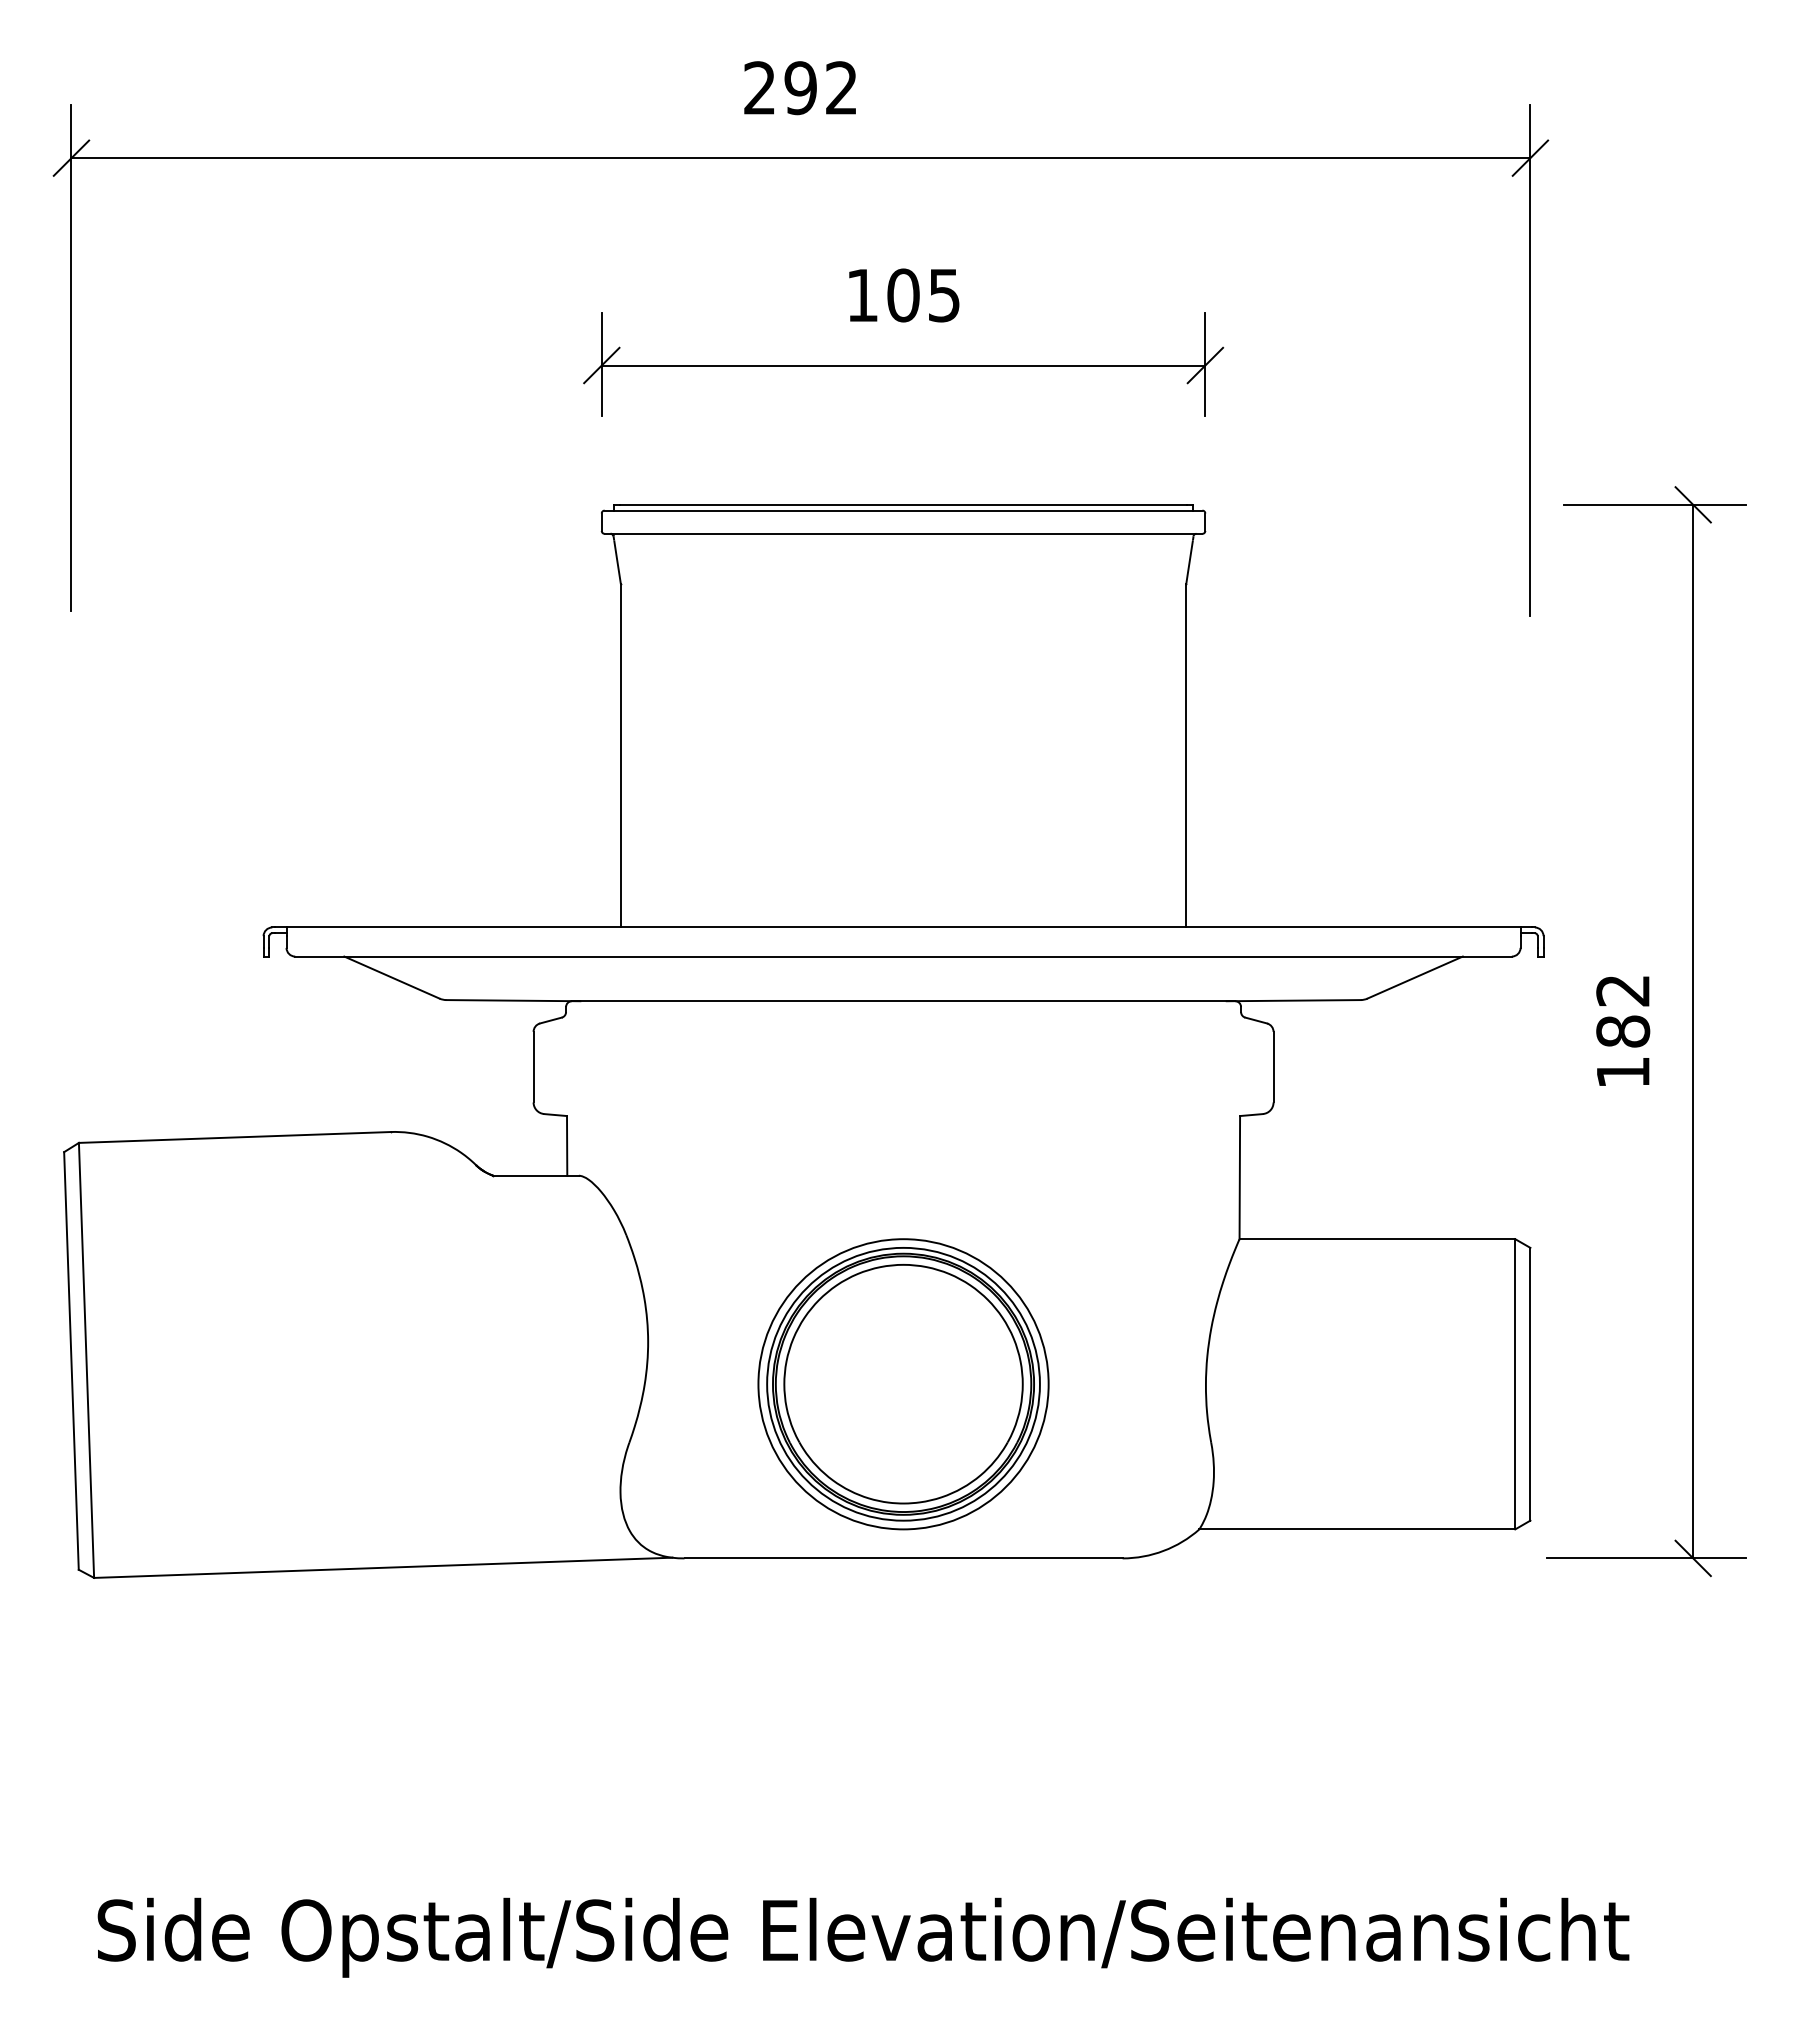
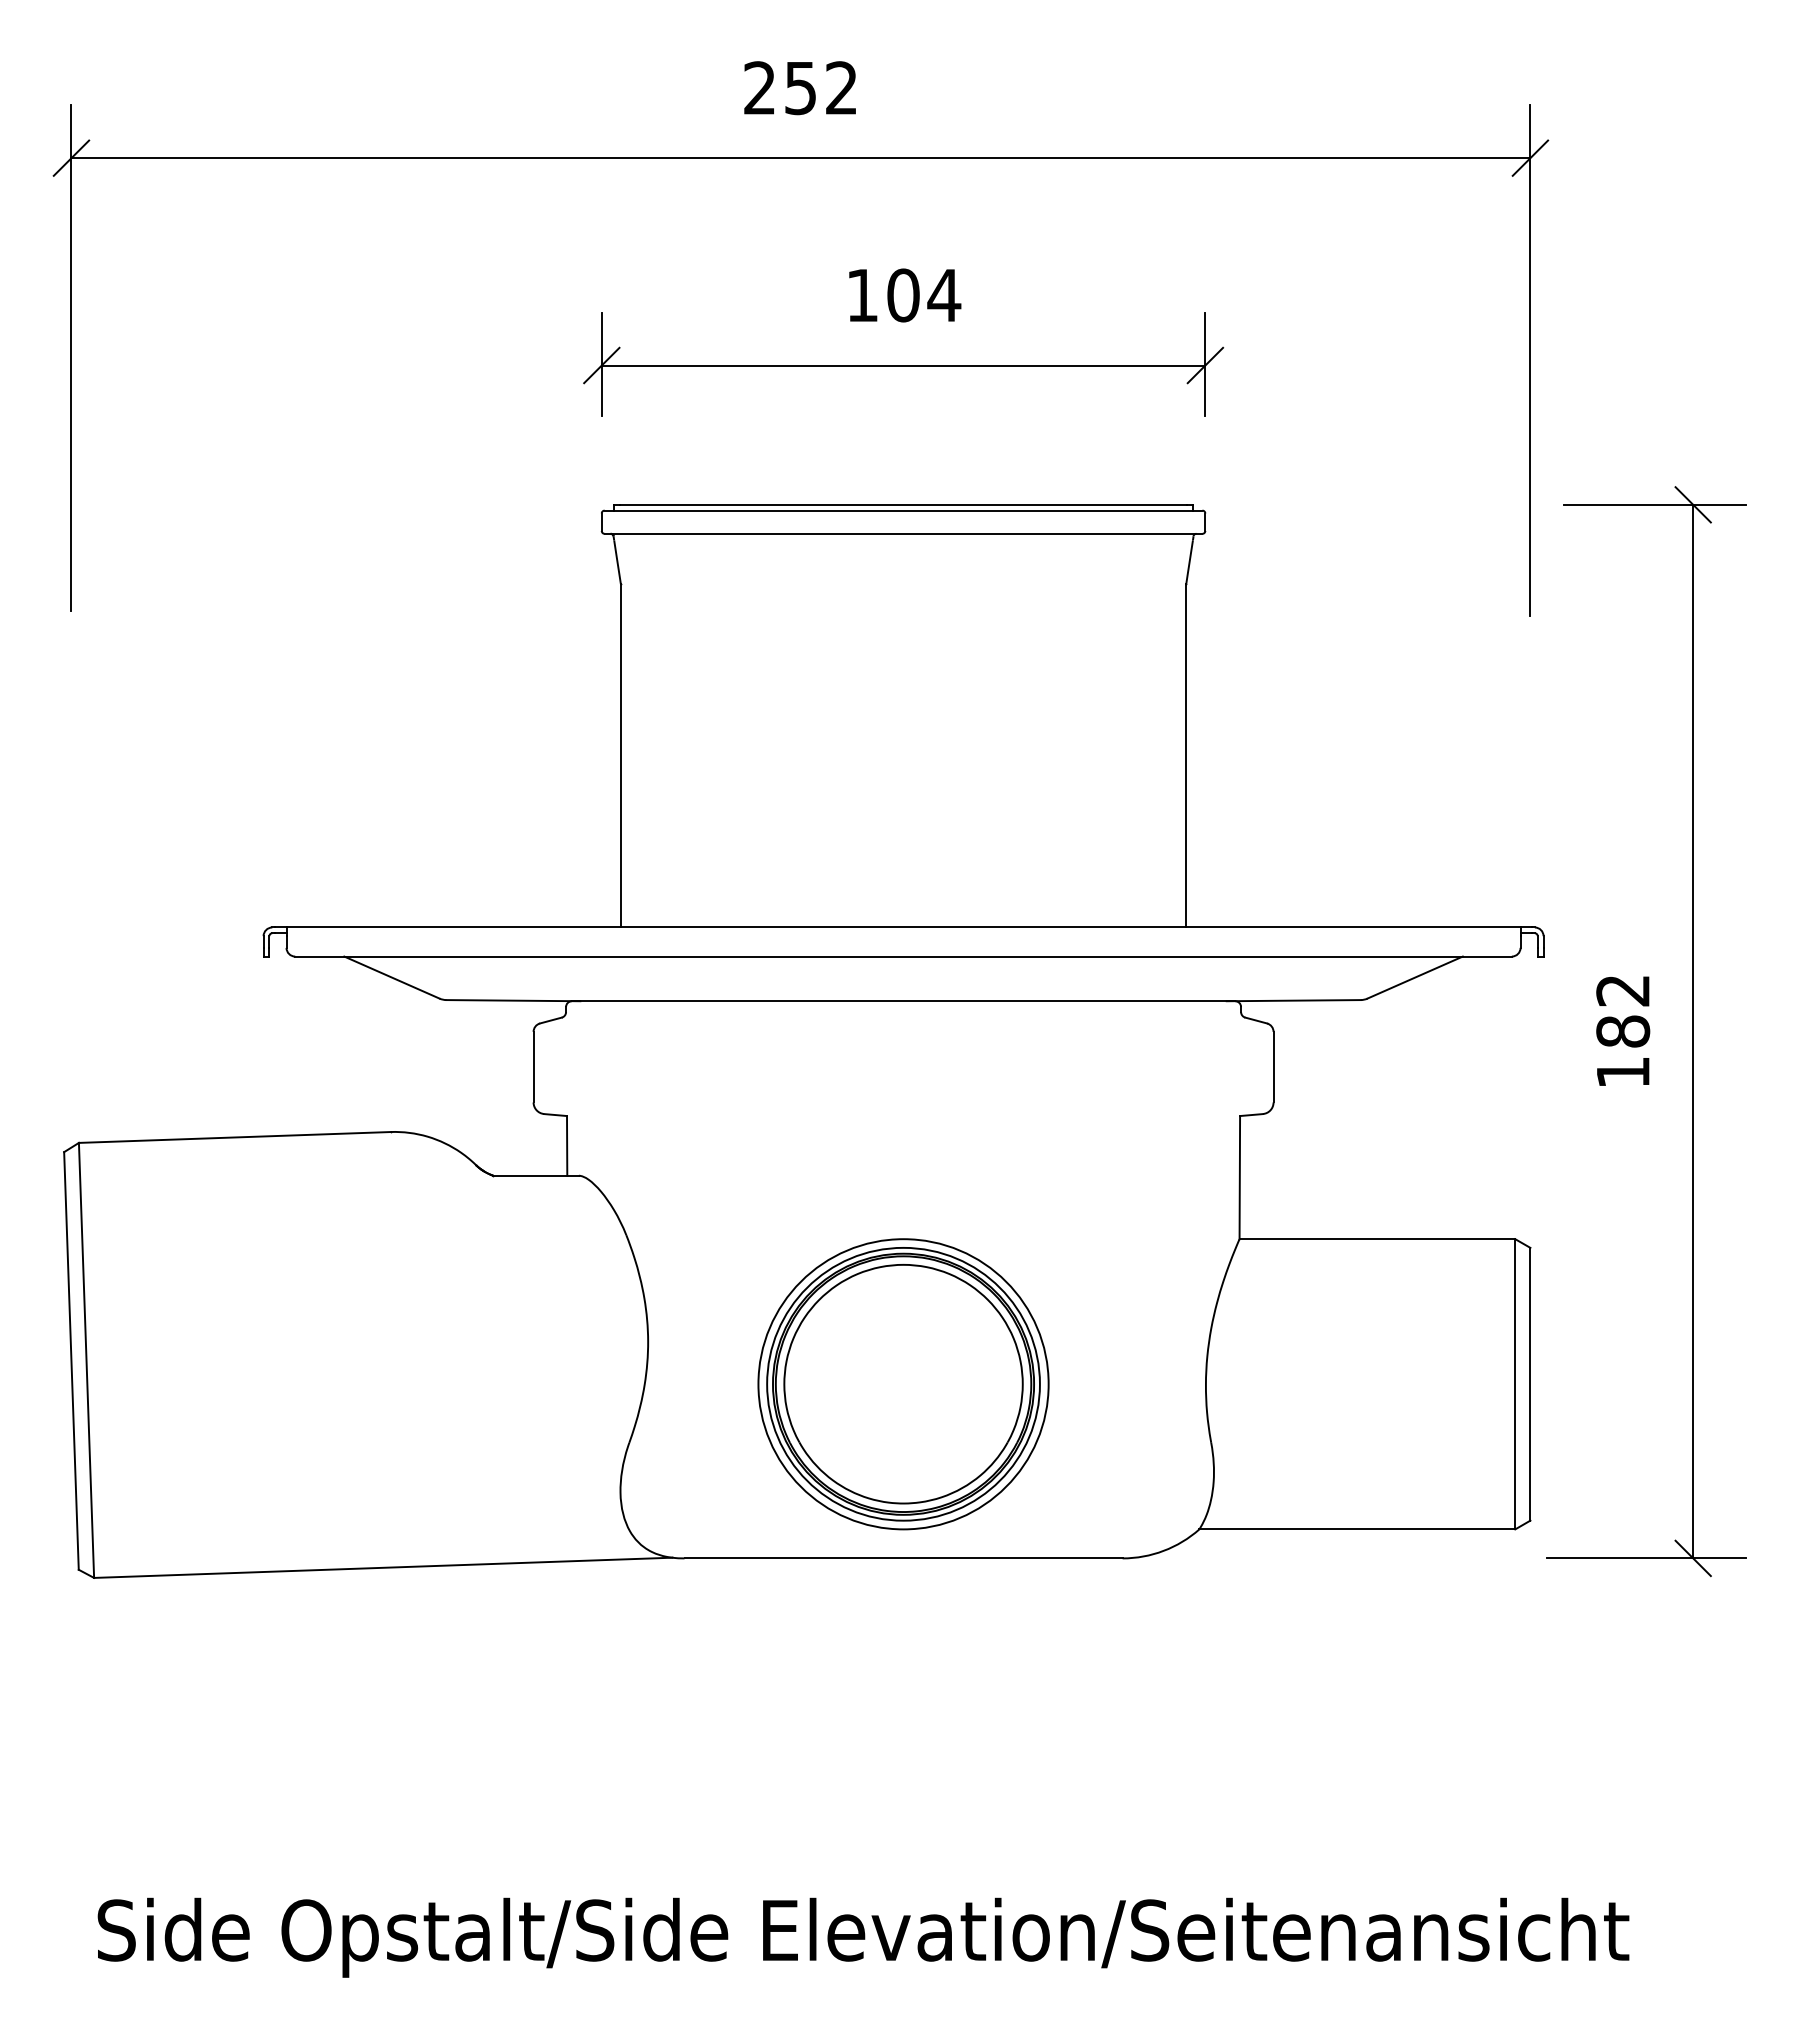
text: 292 -> 252 (800, 87)
text: 105 -> 104 (944, 295)
